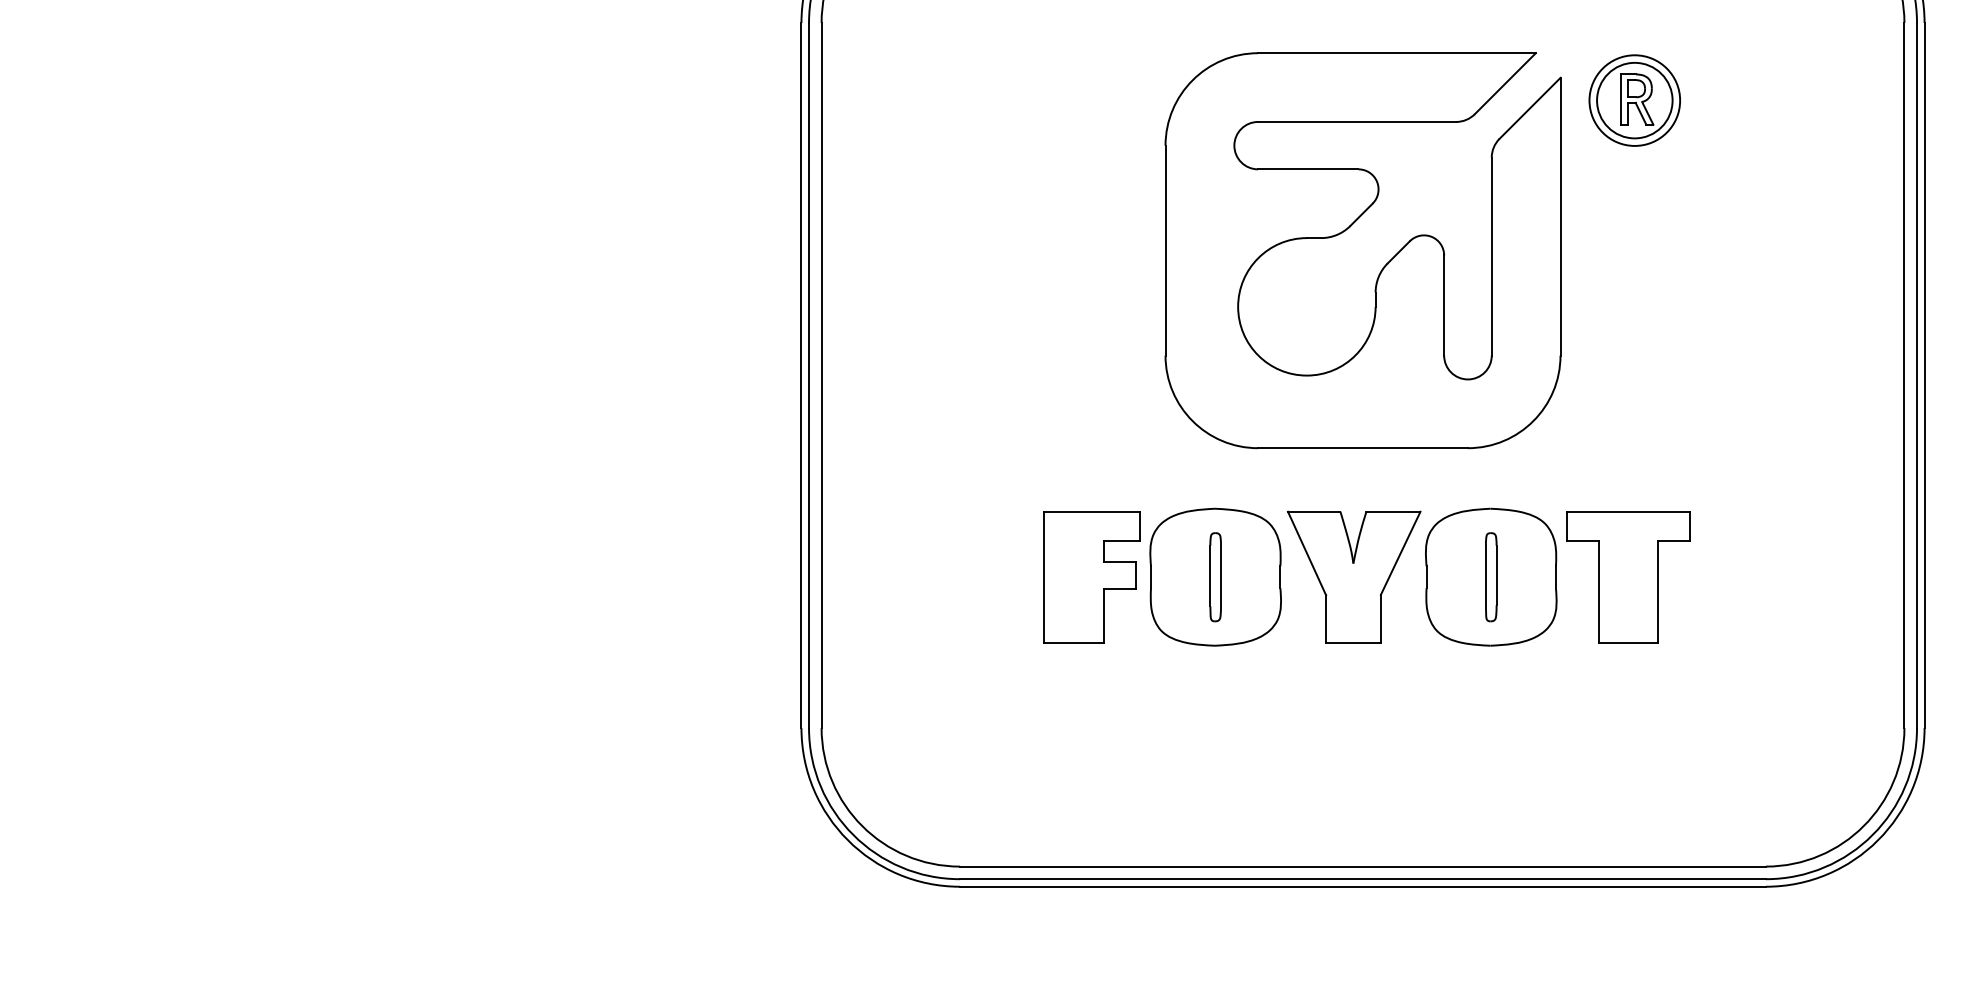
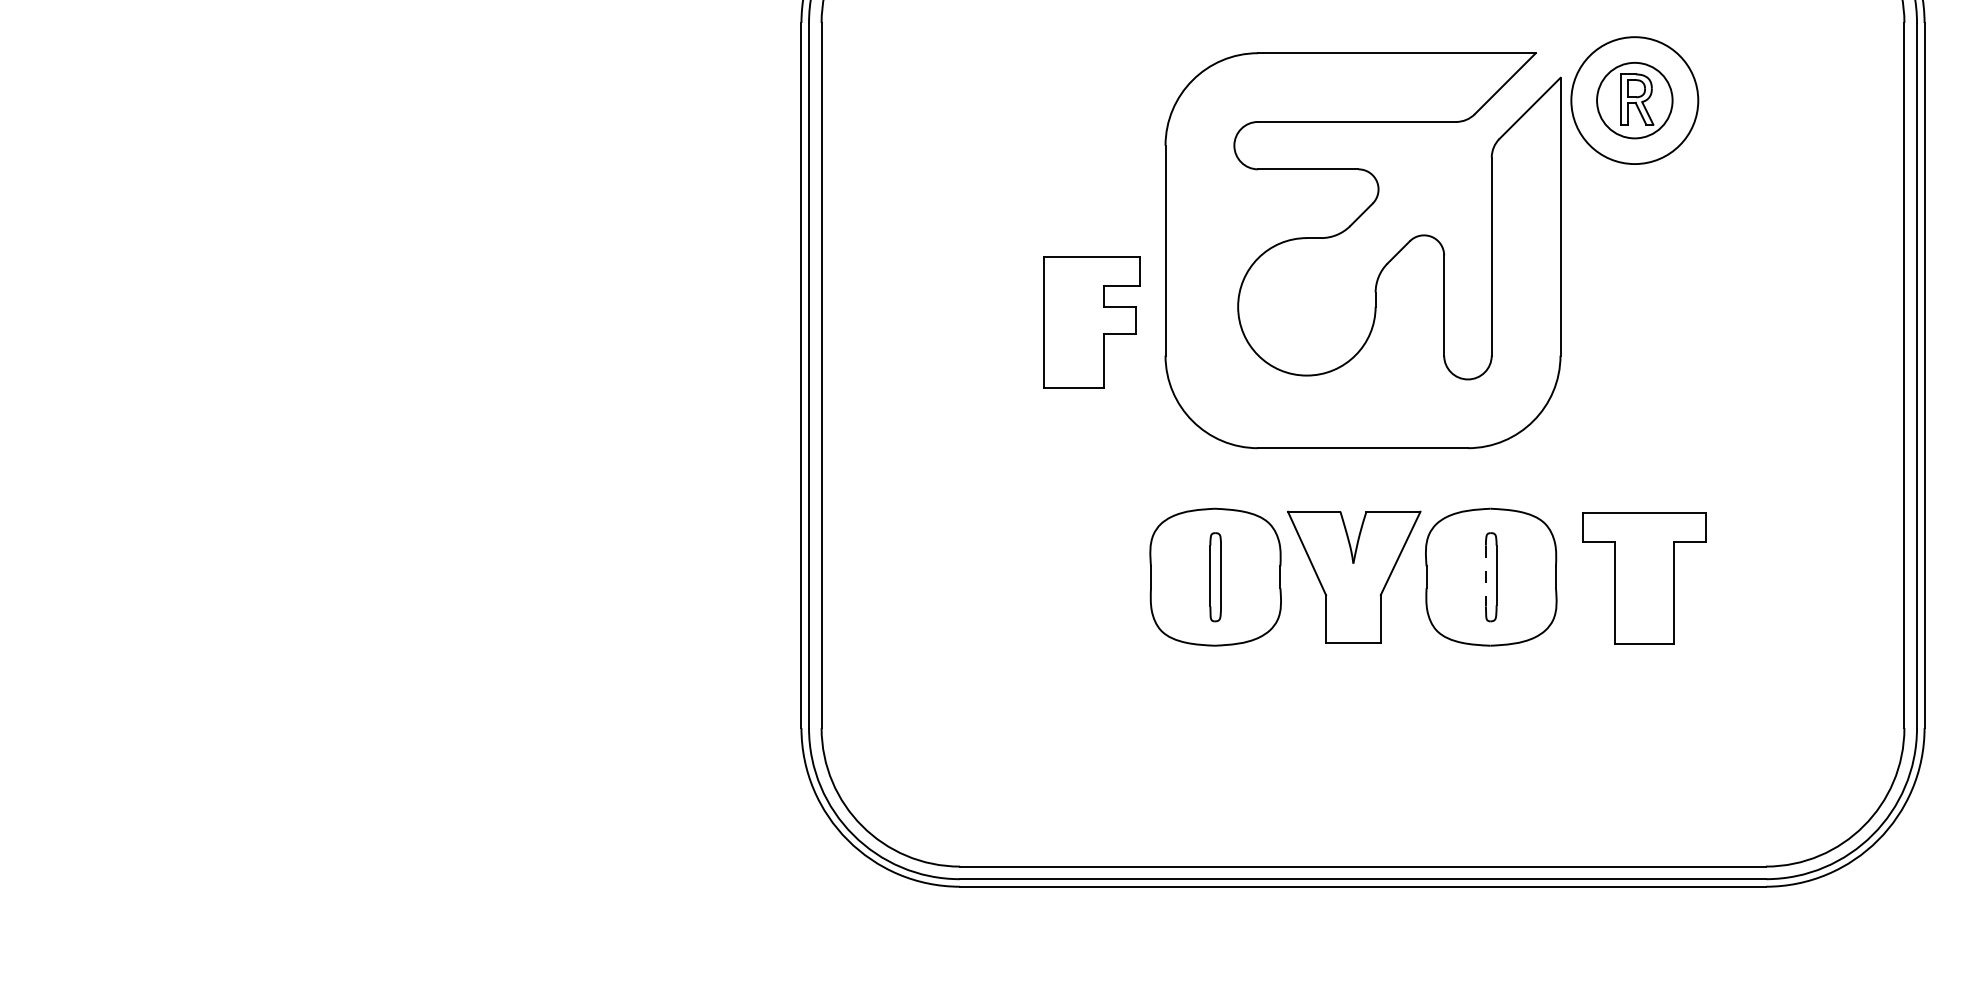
circle diameter: 91 px -> 127 px (1634, 100)
line: solid -> dashed (1485, 576)
part position: (1091, 577) -> (1091, 322) (1091, 322)
part position: (1628, 577) -> (1644, 578) (1644, 578)
